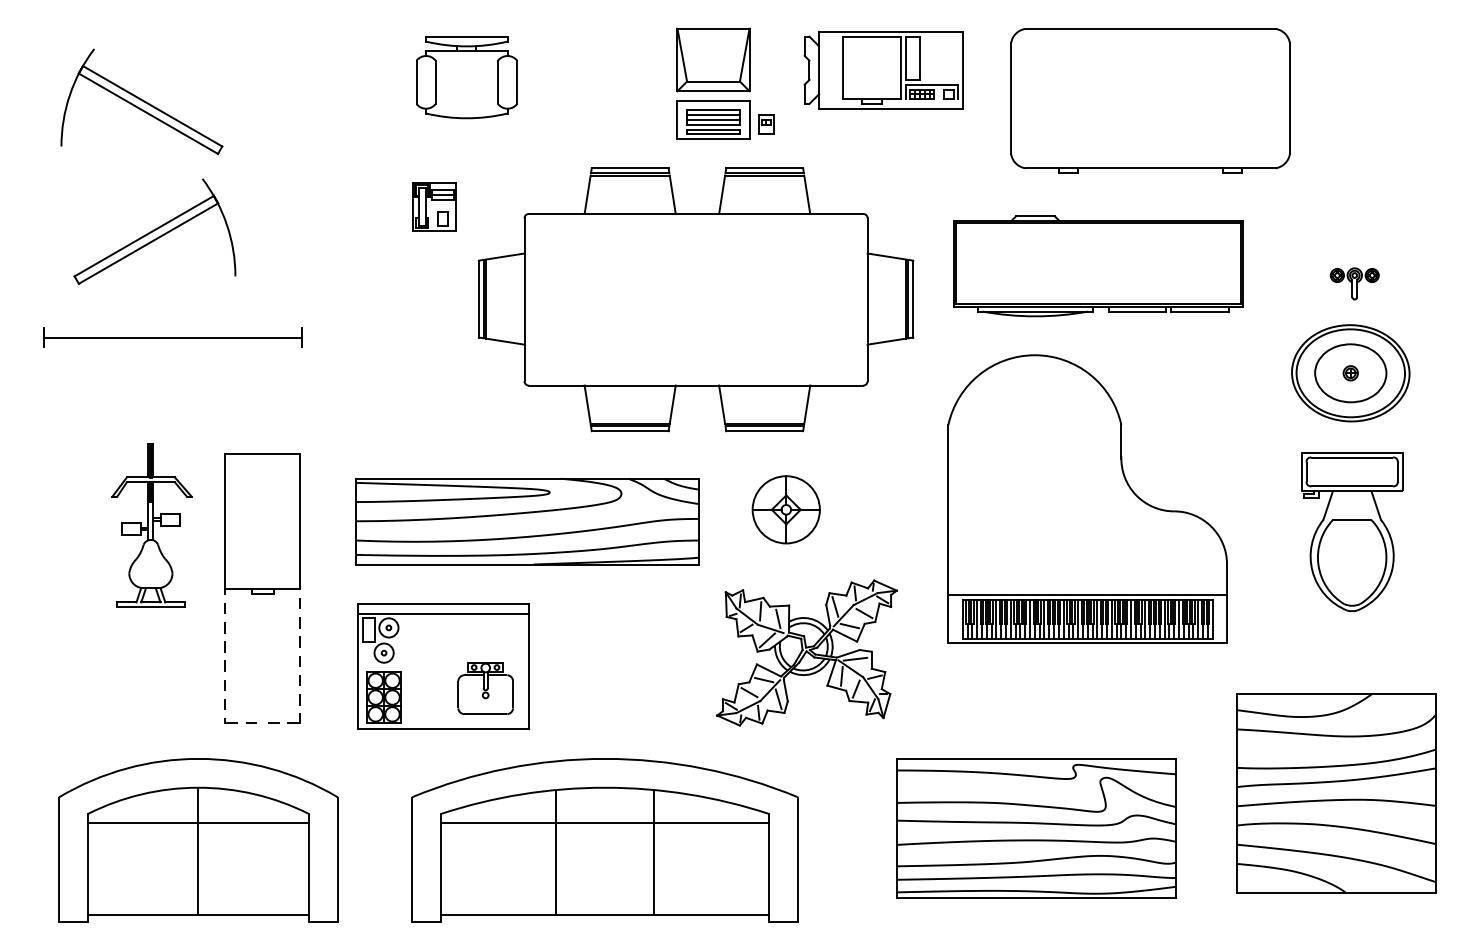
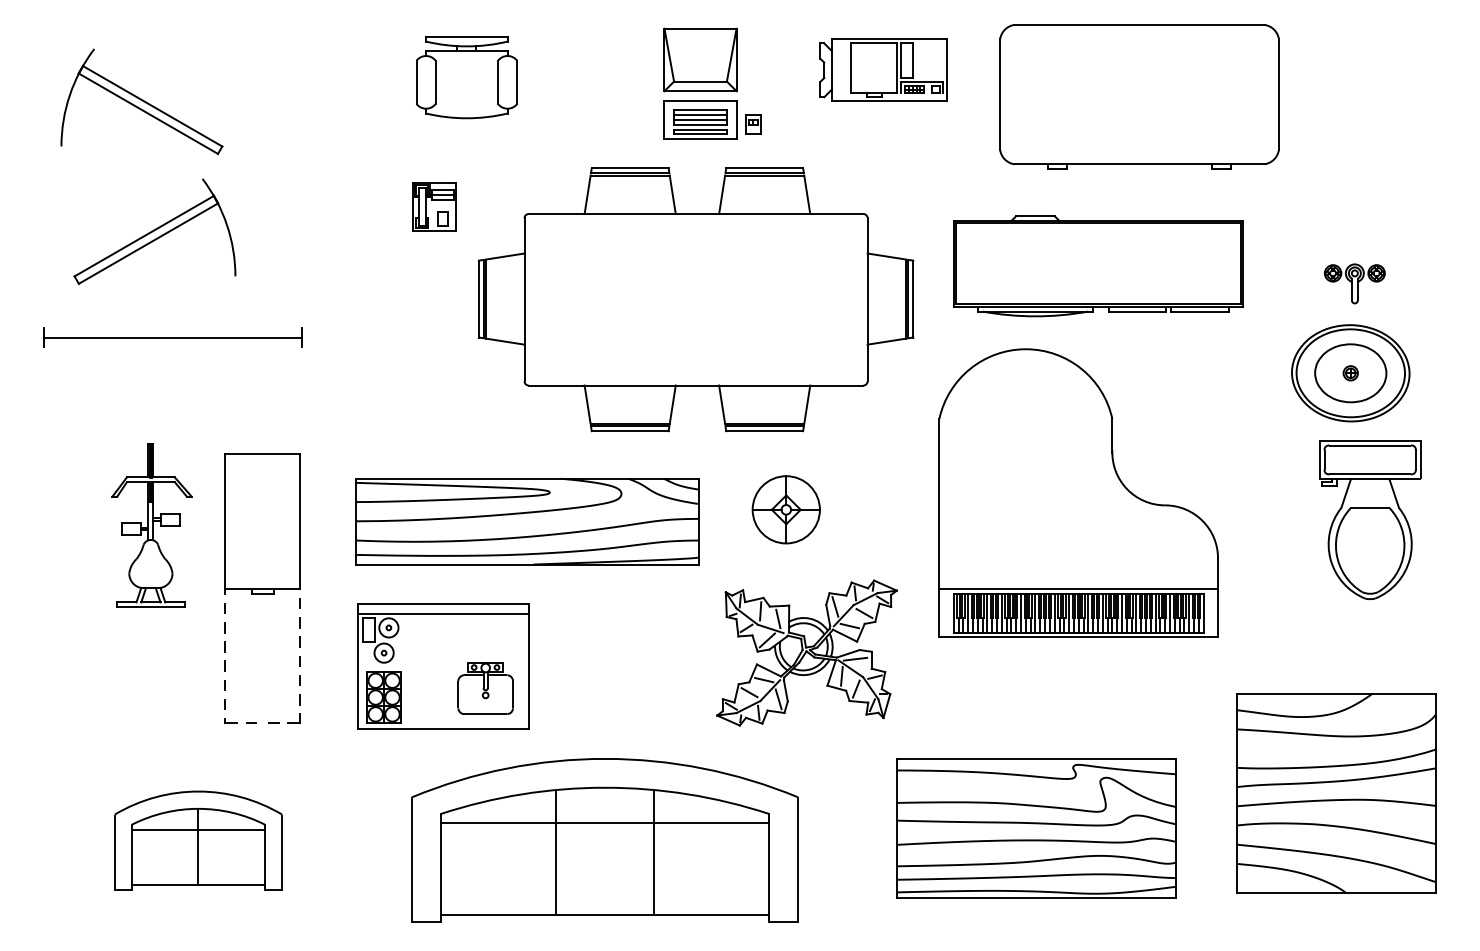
part size: 161x79 px -> 129x64 px (883, 69)
part position: (725, 83) -> (712, 83) (712, 83)
part position: (1150, 100) -> (1139, 96) (1139, 96)
part size: 51x34 px -> 62x42 px (1354, 283)
part position: (1087, 498) -> (1078, 492) (1078, 492)
part position: (1352, 531) -> (1370, 519) (1370, 519)
part size: 281x165 px -> 169x101 px (198, 840)
